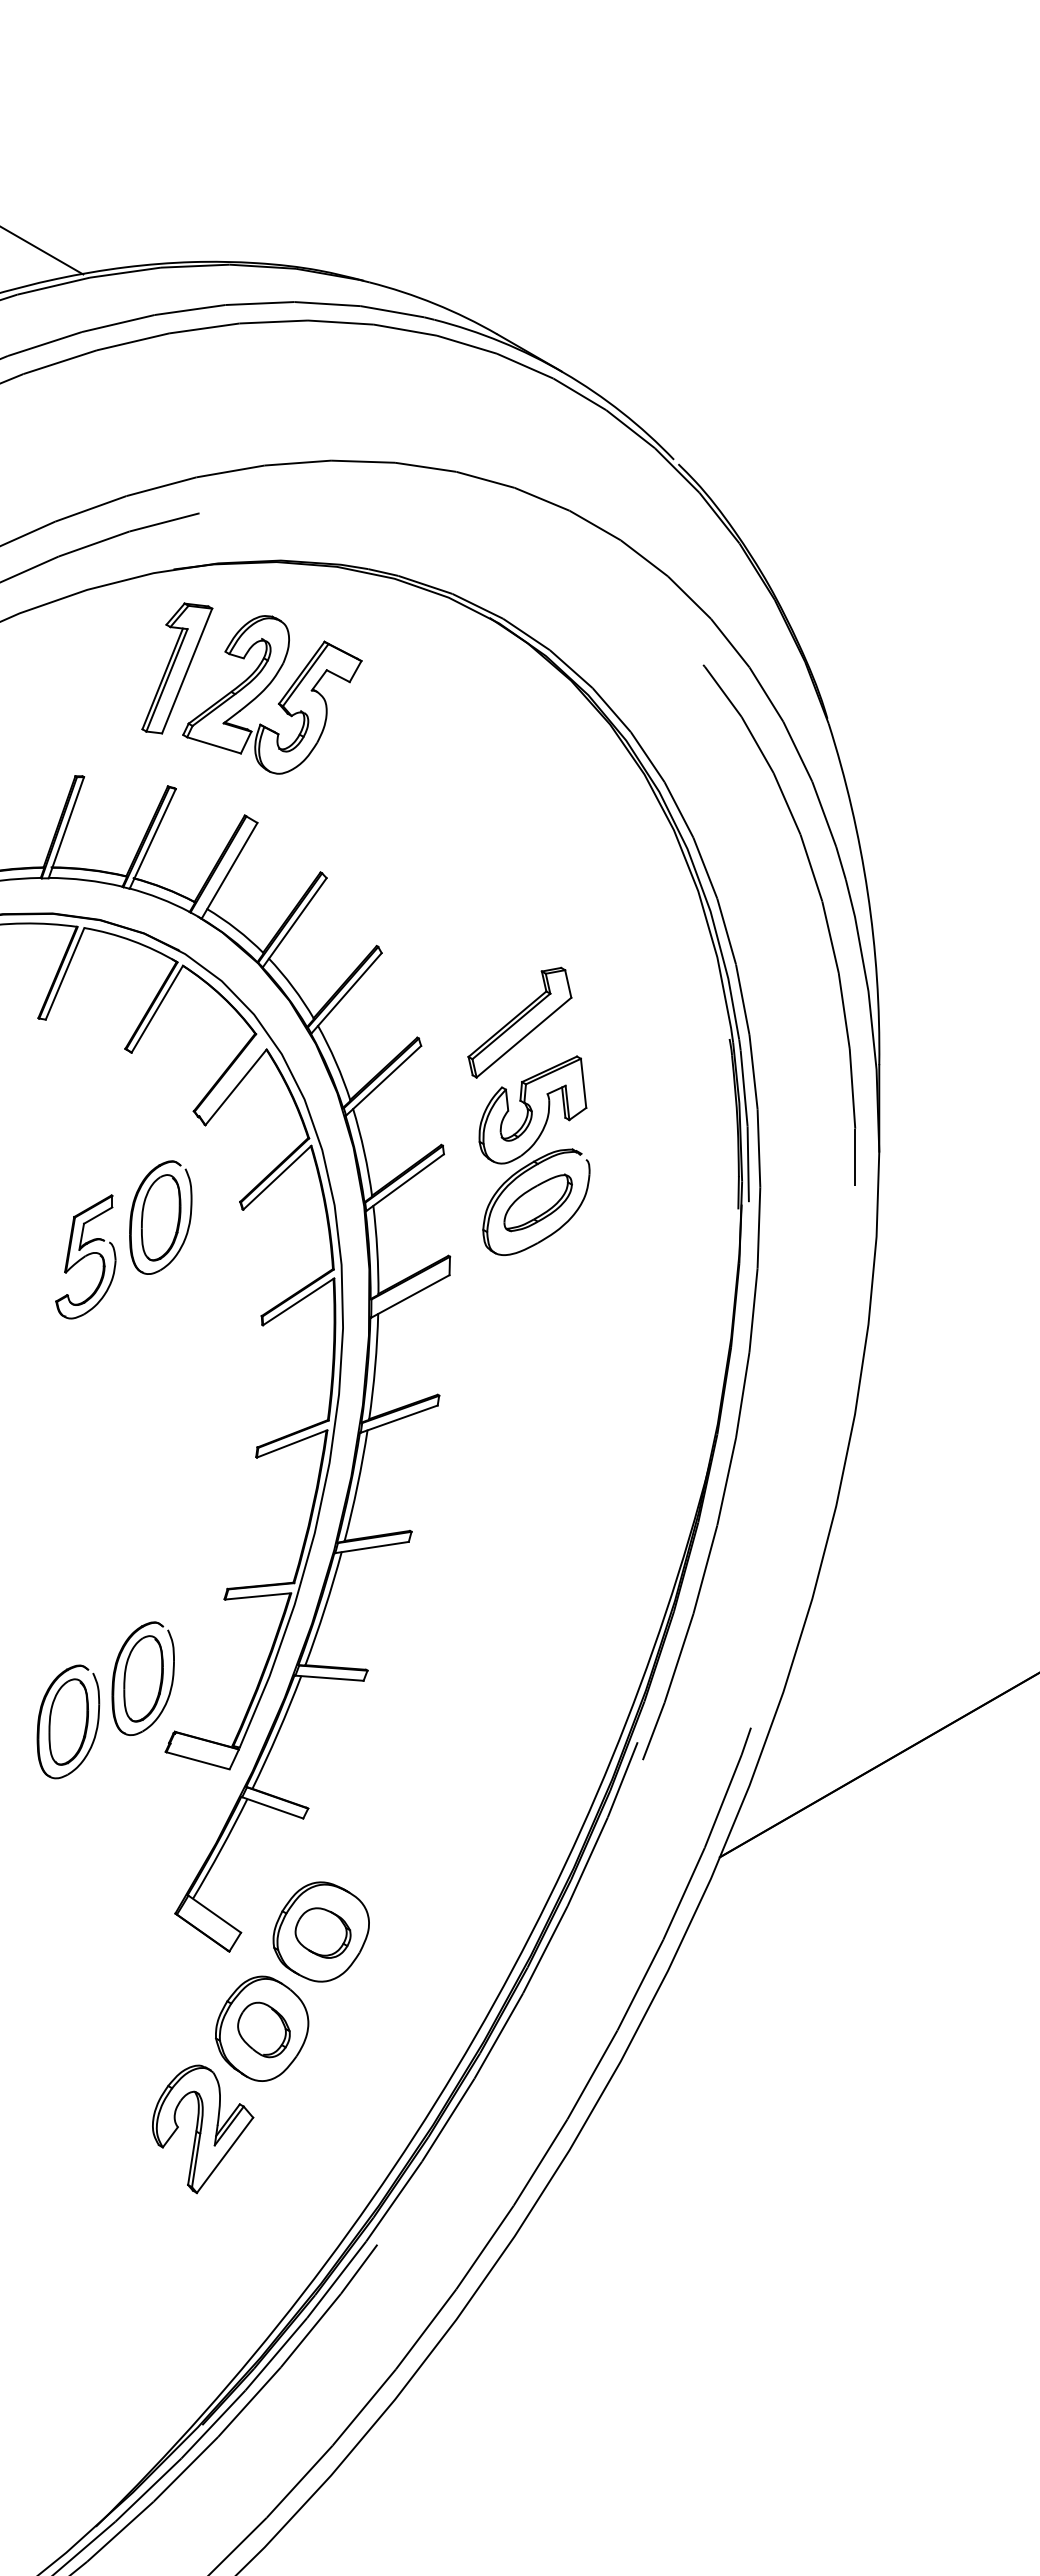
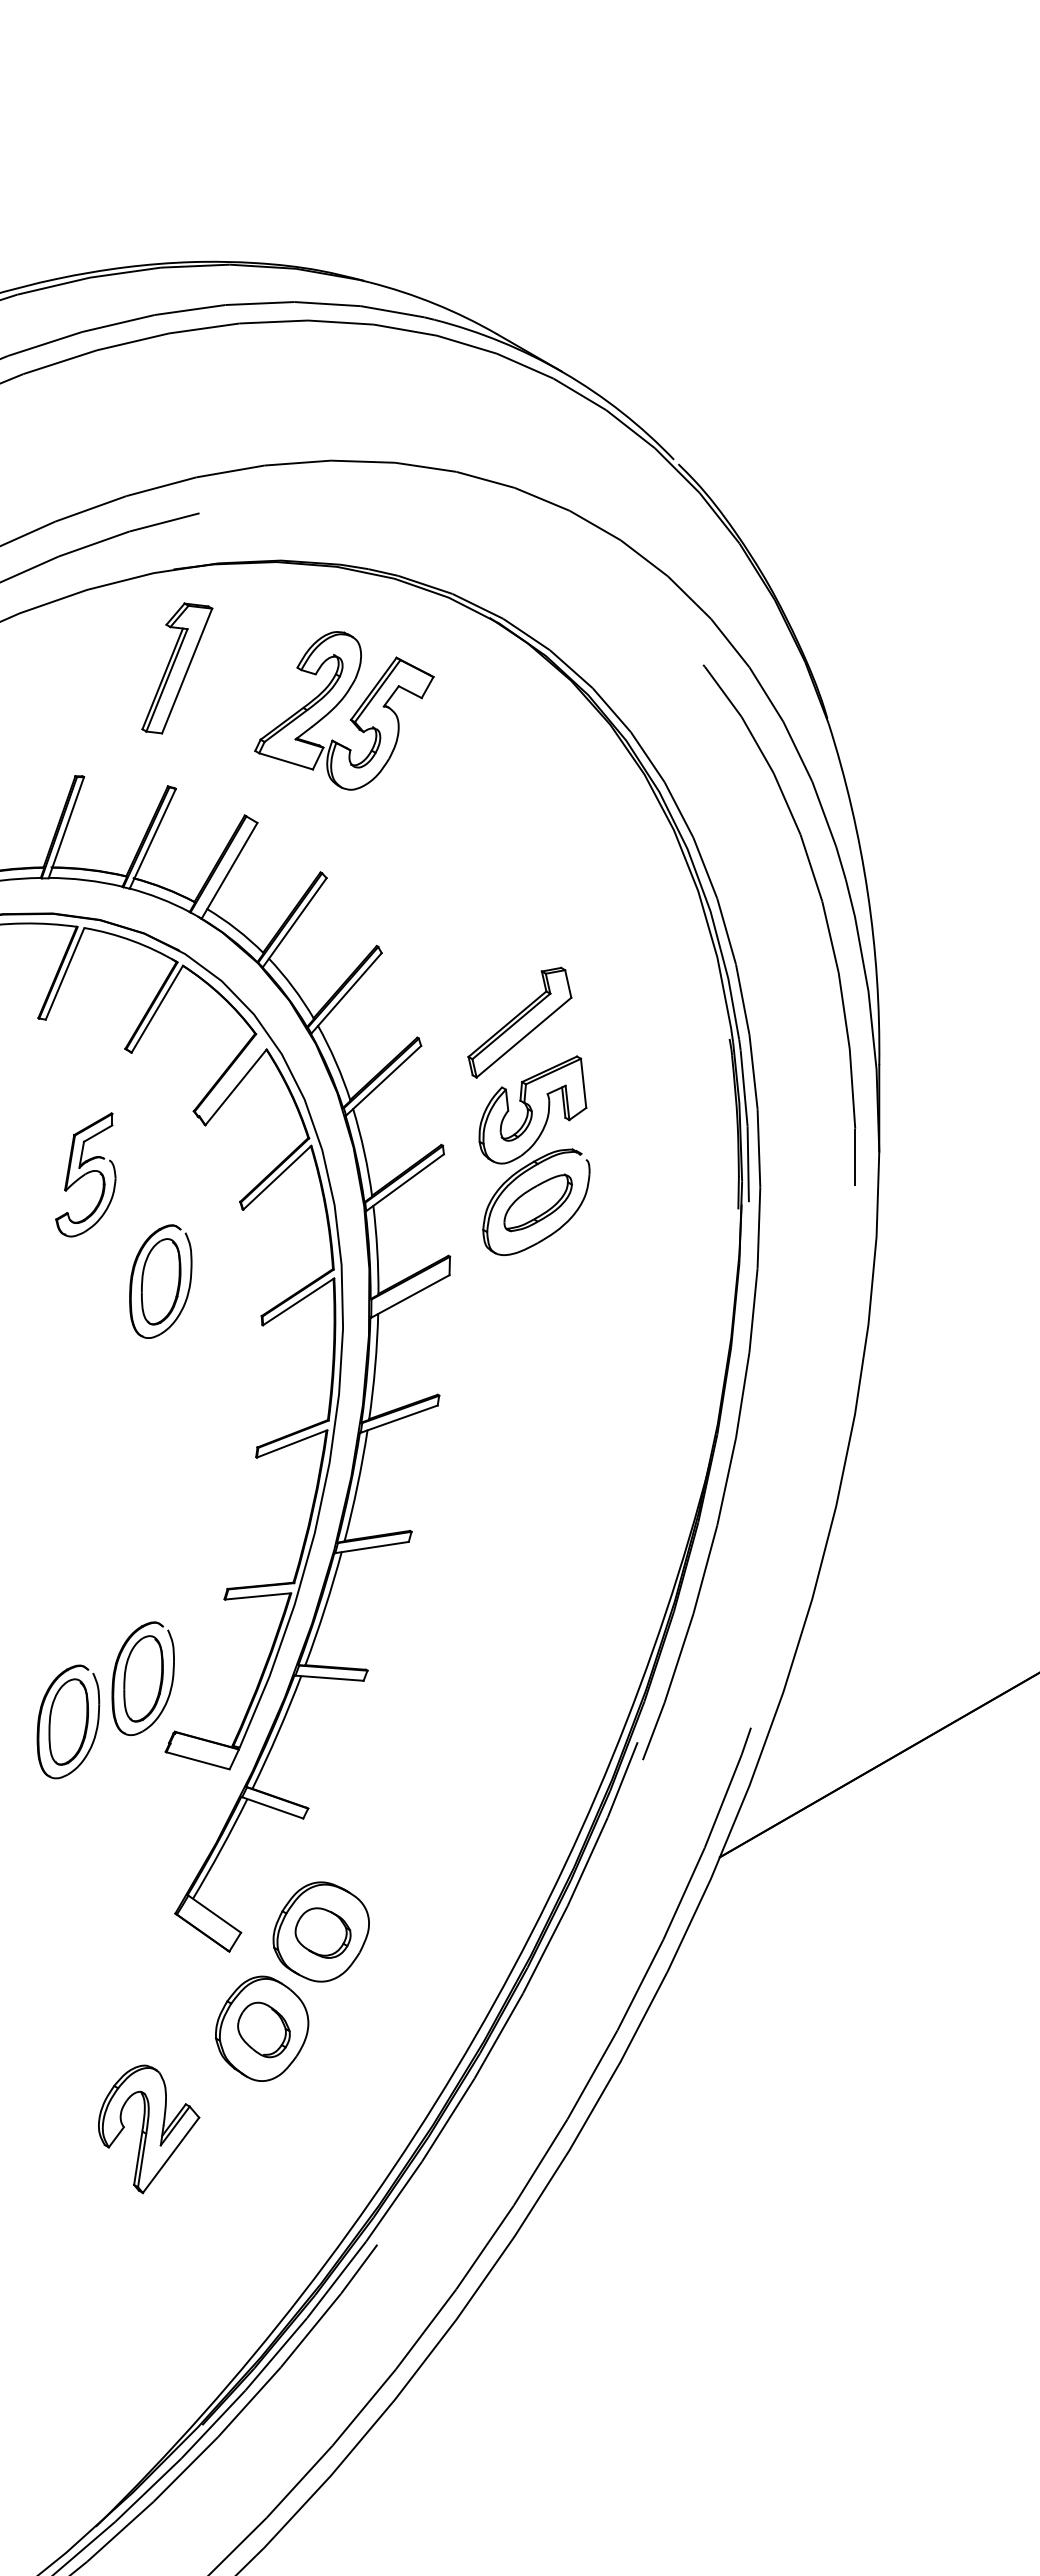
line: present -> none (42, 250)
part position: (265, 690) -> (337, 706) (337, 706)
part position: (160, 1217) -> (160, 1281) (160, 1281)
part position: (85, 1256) -> (85, 1174) (85, 1174)
part position: (203, 2129) -> (149, 2129) (149, 2129)
